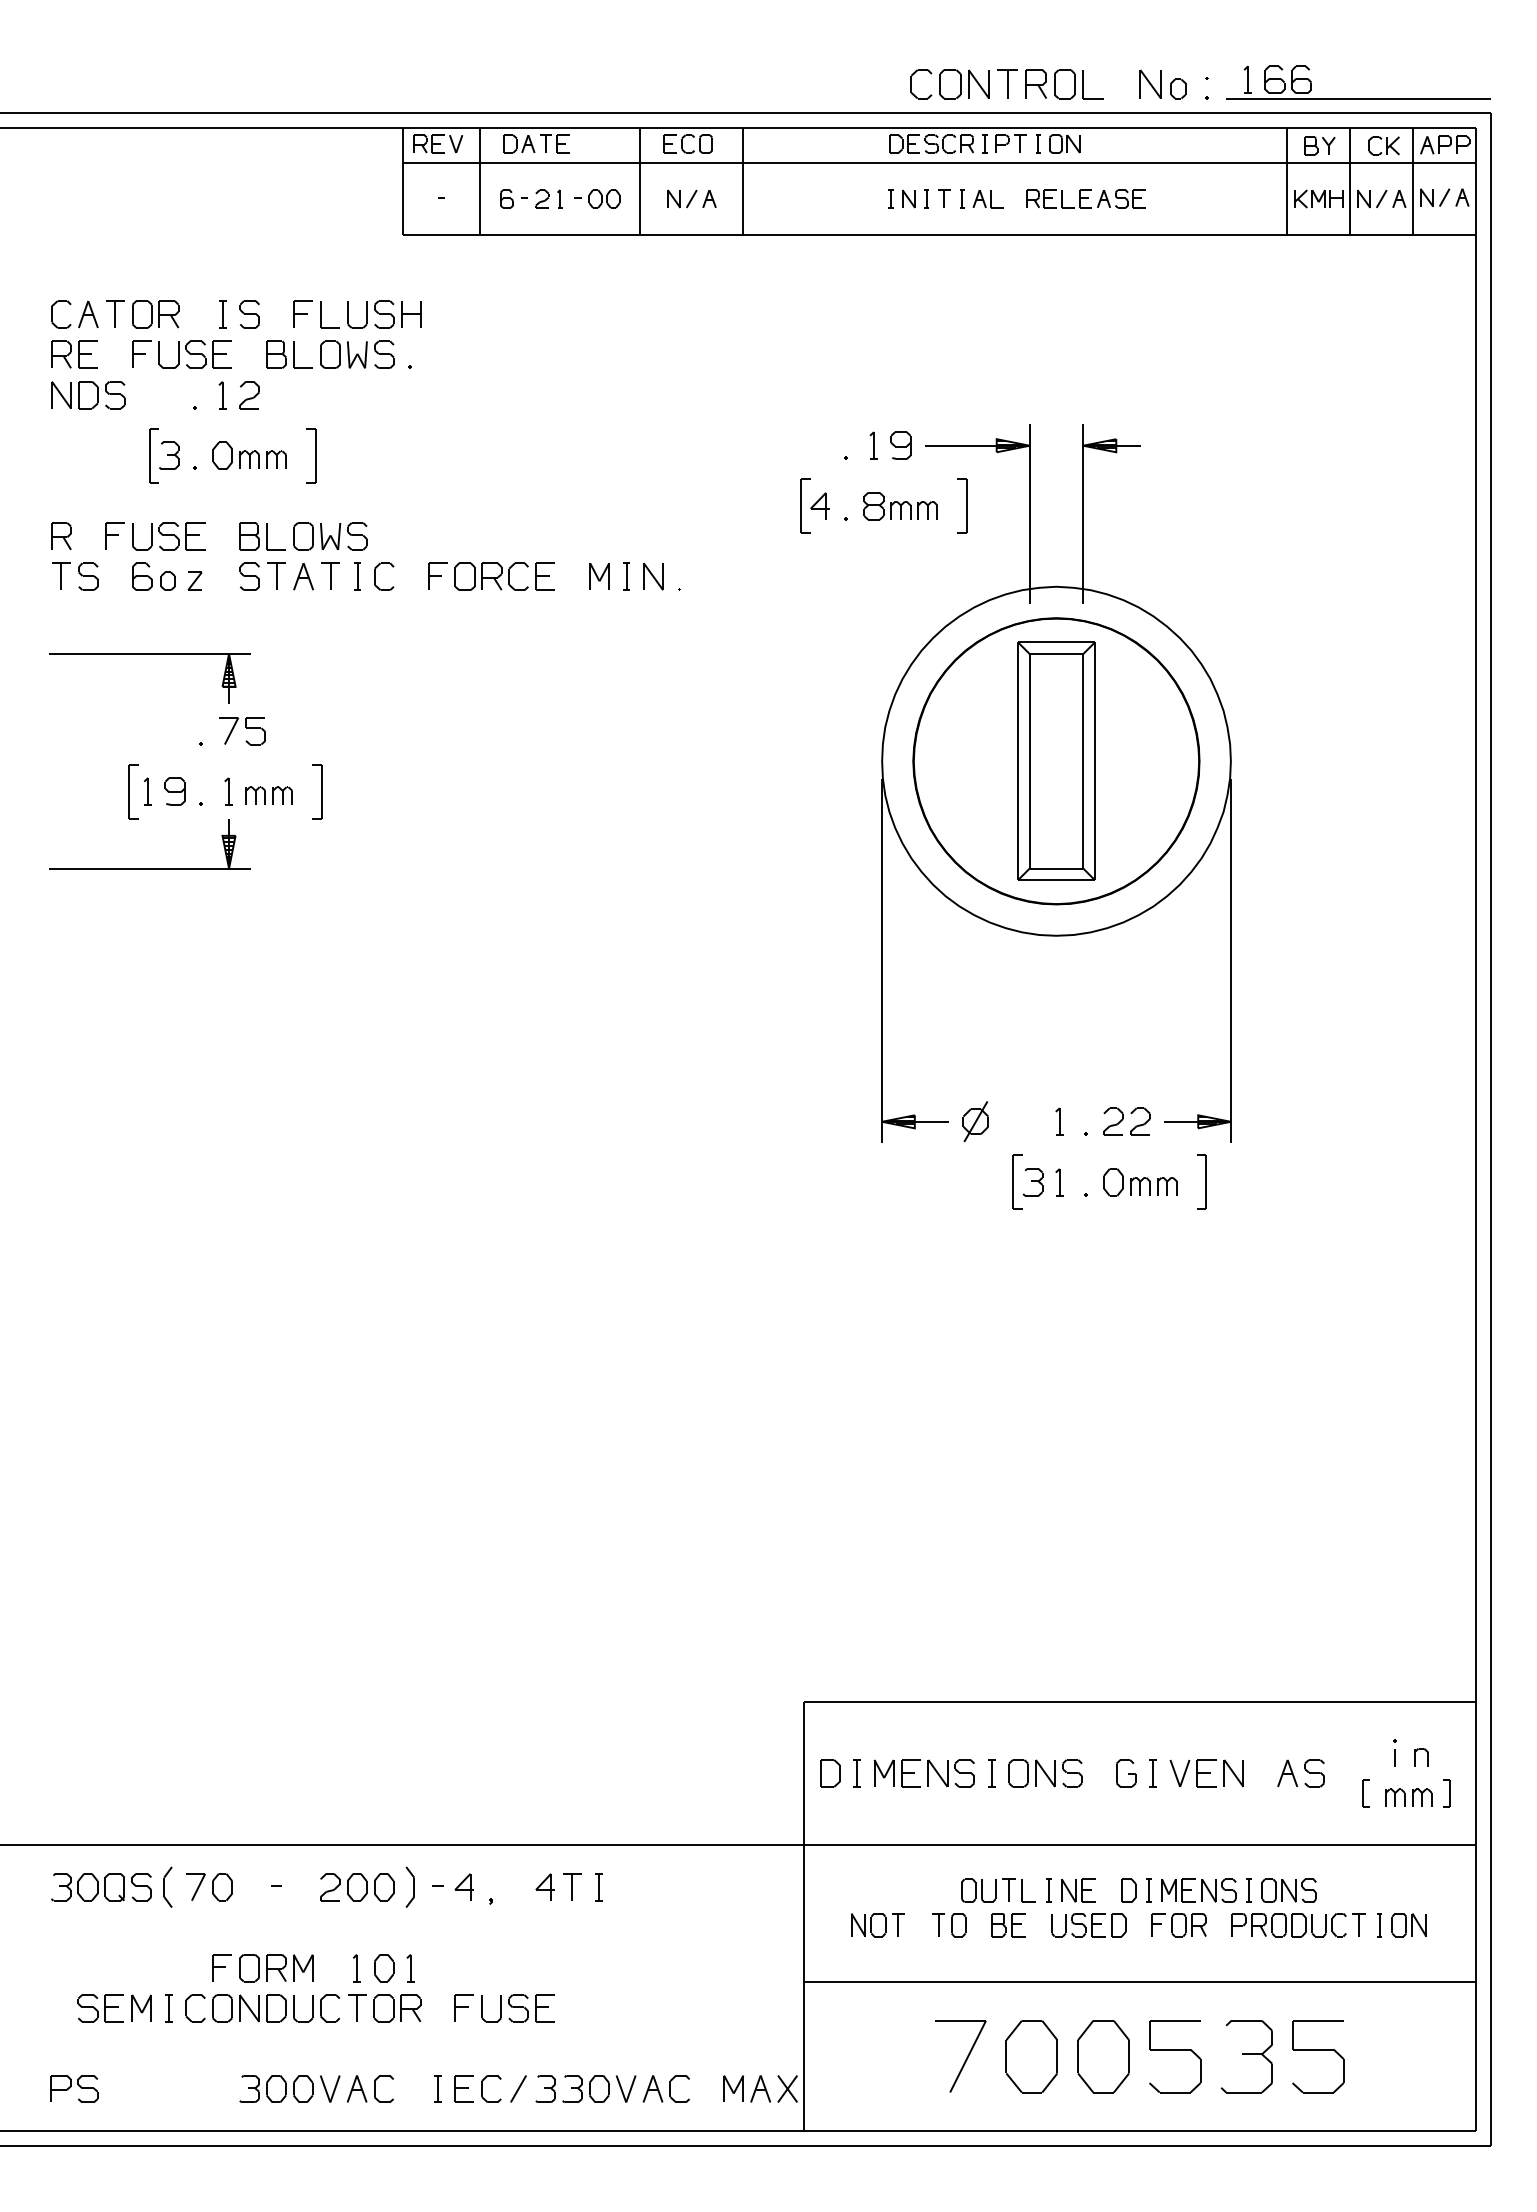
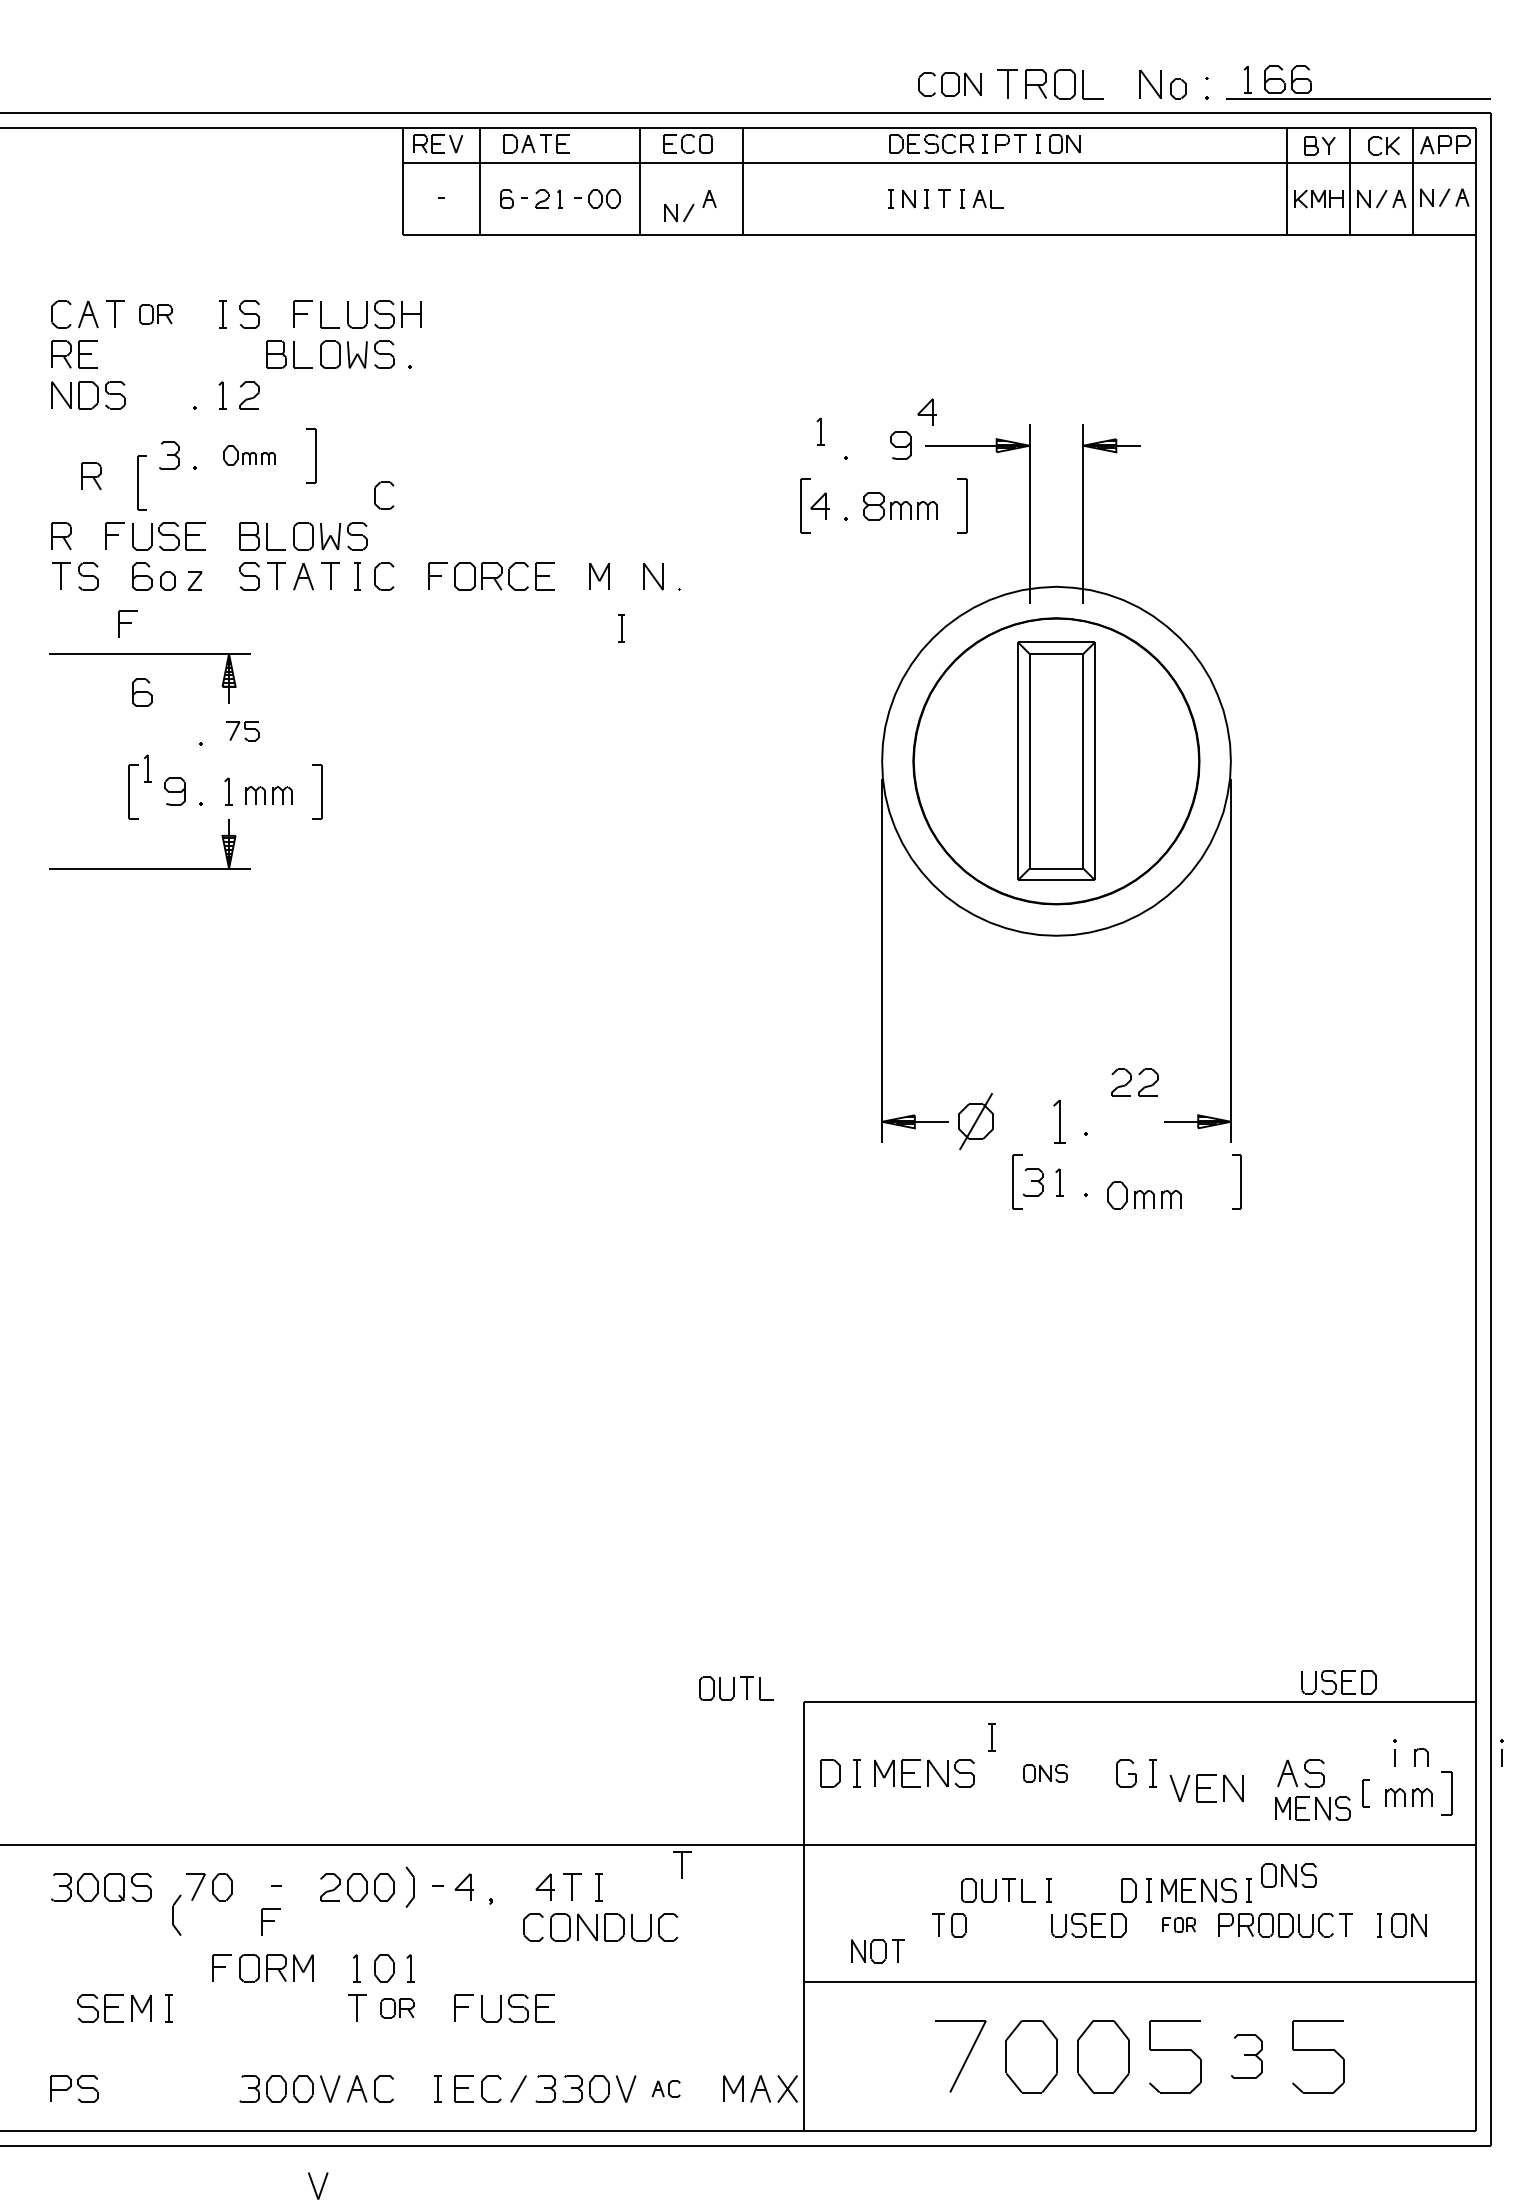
part size: 80x31 px -> 64x25 px (949, 84)
part position: (682, 198) -> (679, 212) (679, 212)
part: present -> none (1085, 198)
part size: 48x29 px -> 34x21 px (155, 314)
part: present -> none (181, 354)
part: none -> present (926, 411)
part position: (873, 445) -> (820, 431) (820, 431)
part position: (153, 455) -> (141, 482) (141, 482)
part size: 75x29 px -> 53x21 px (249, 455)
part: none -> present (91, 476)
part: none -> present (375, 495)
part position: (626, 576) -> (621, 628) (621, 628)
part: none -> present (127, 623)
part: none -> present (142, 692)
part size: 47x29 px -> 34x21 px (242, 731)
part position: (147, 791) -> (147, 768) (147, 768)
part size: 27x42 px -> 36x58 px (975, 1121)
part size: 9x29 px -> 13x45 px (1059, 1121)
part position: (1126, 1121) -> (1134, 1082) (1134, 1082)
part position: (1201, 1181) -> (1236, 1181) (1236, 1181)
part position: (1140, 1182) -> (1144, 1195) (1144, 1195)
part: none -> present (1338, 1682)
part: none -> present (736, 1688)
part: none -> present (1501, 1752)
part position: (991, 1773) -> (991, 1737) (991, 1737)
part size: 75x29 px -> 45x19 px (1045, 1773)
part position: (1206, 1773) -> (1206, 1788) (1206, 1788)
part size: 8x29 px -> 12x45 px (1446, 1793)
part: none -> present (1312, 1808)
part: none -> present (682, 1864)
part position: (167, 1886) -> (176, 1914) (176, 1914)
part: present -> none (1078, 1890)
part position: (1288, 1890) -> (1288, 1875) (1288, 1875)
part: none -> present (270, 1921)
part position: (877, 1925) -> (877, 1951) (877, 1951)
part: present -> none (1008, 1925)
part size: 56x25 px -> 34x16 px (1178, 1924)
part position: (1298, 1925) -> (1285, 1925) (1285, 1925)
part position: (262, 2008) -> (600, 1927) (600, 1927)
part size: 49x29 px -> 35x21 px (397, 2008)
part size: 53x74 px -> 32x45 px (1246, 2056)
part size: 48x28 px -> 30x18 px (665, 2088)
part: none -> present (318, 2185)
